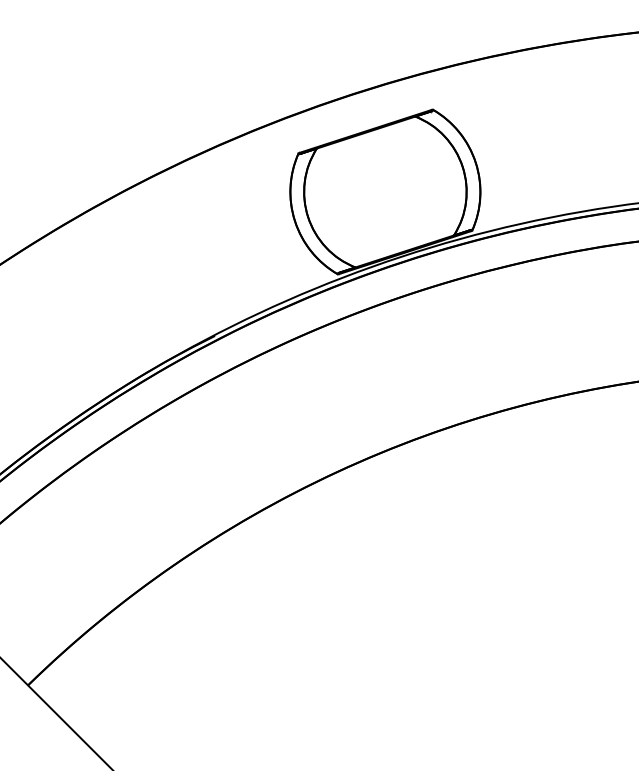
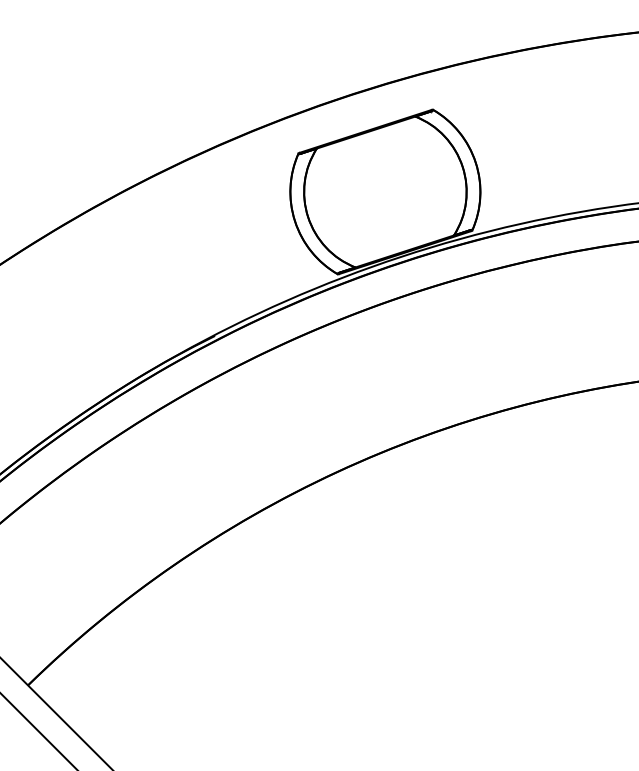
line: none -> present (38, 731)
